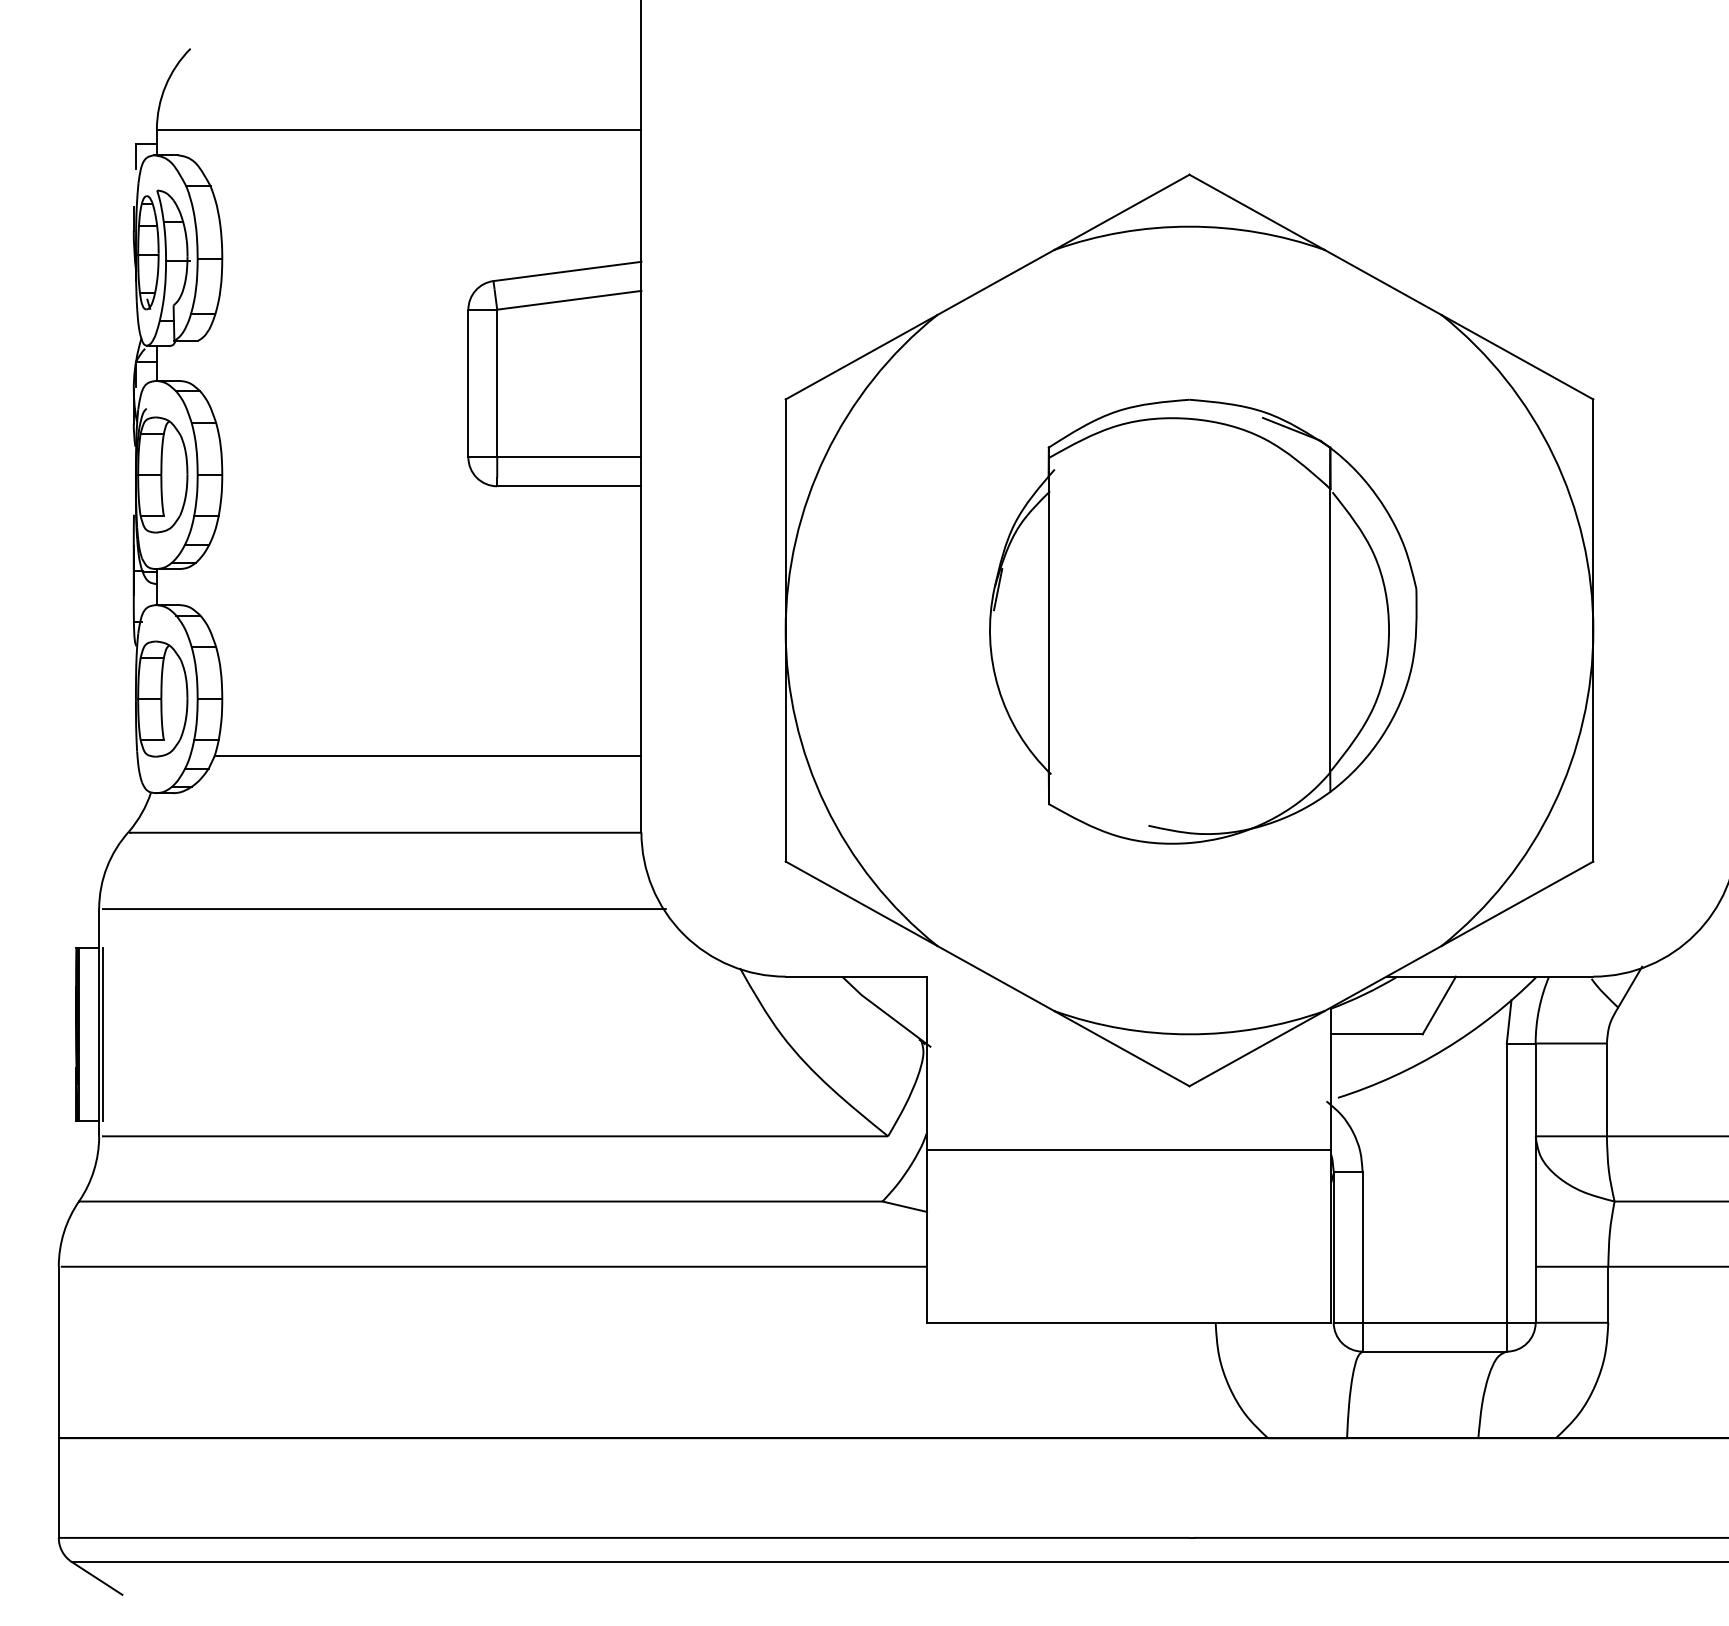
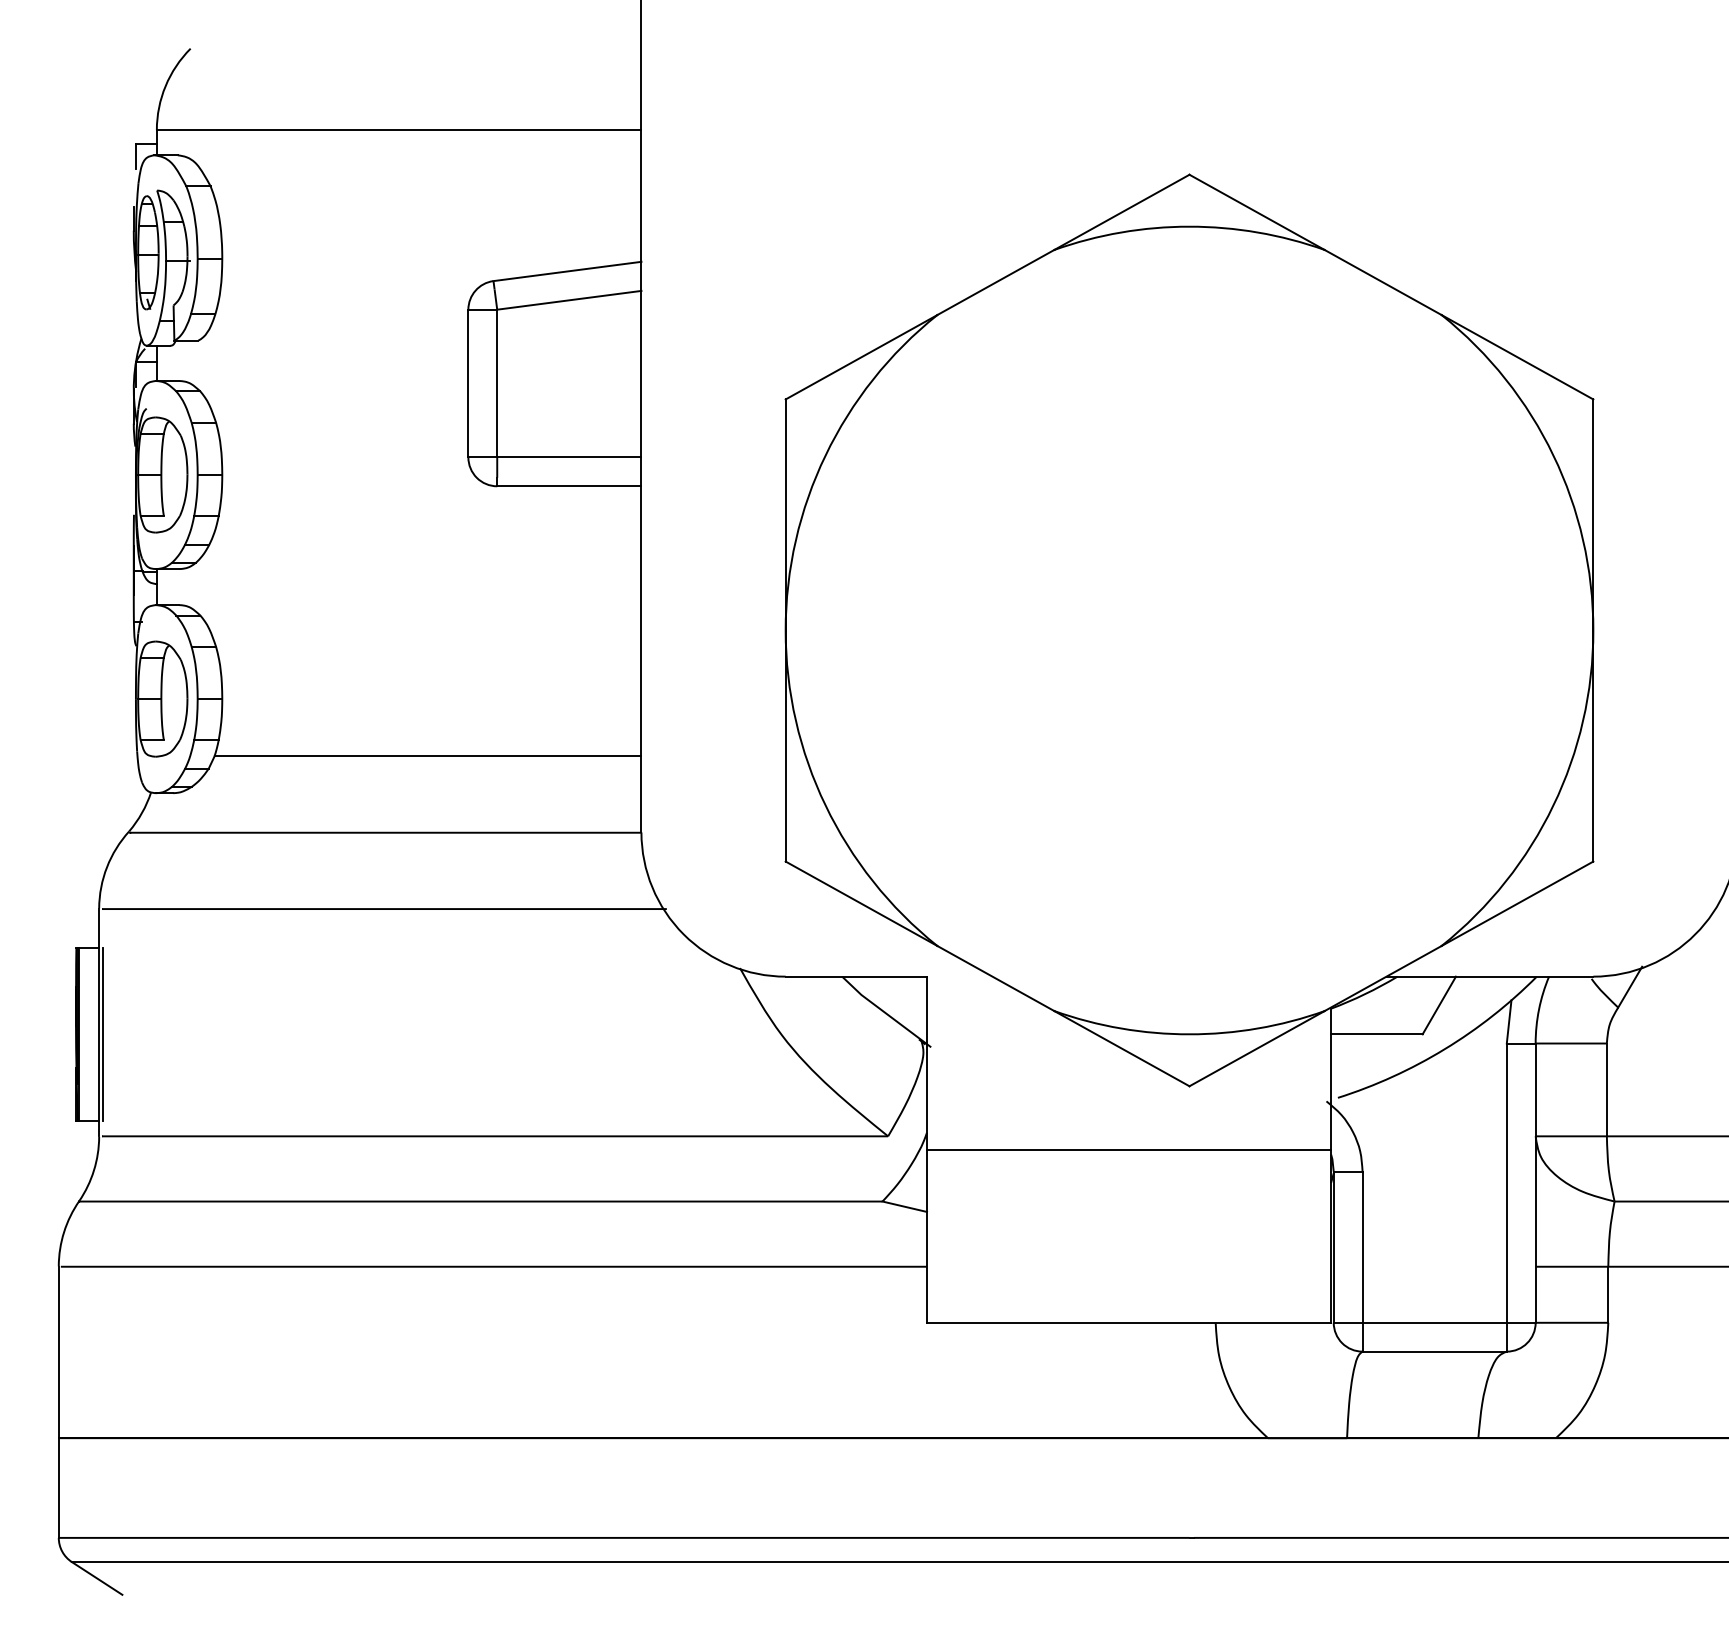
part: present -> none (1203, 621)
